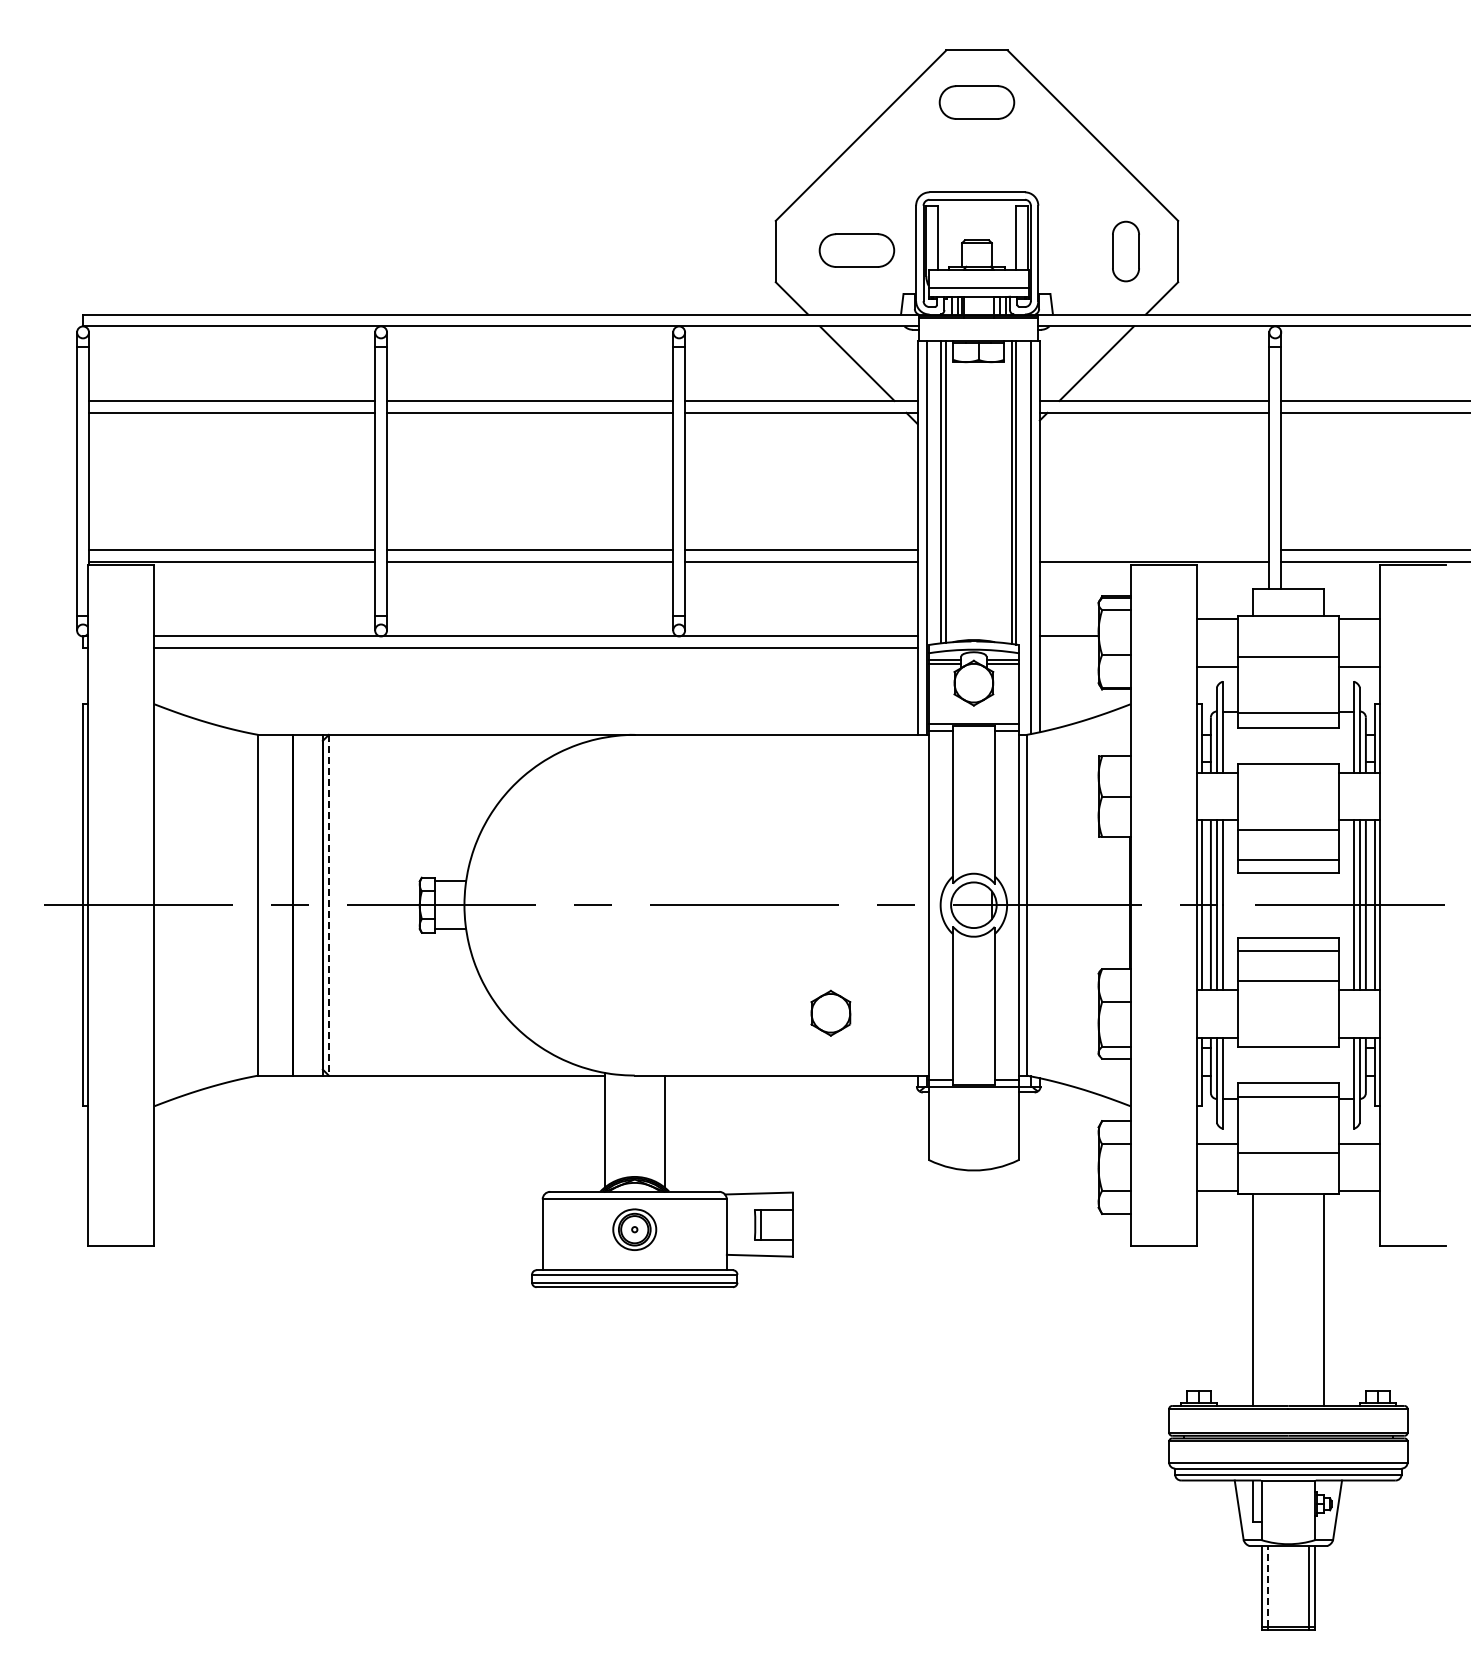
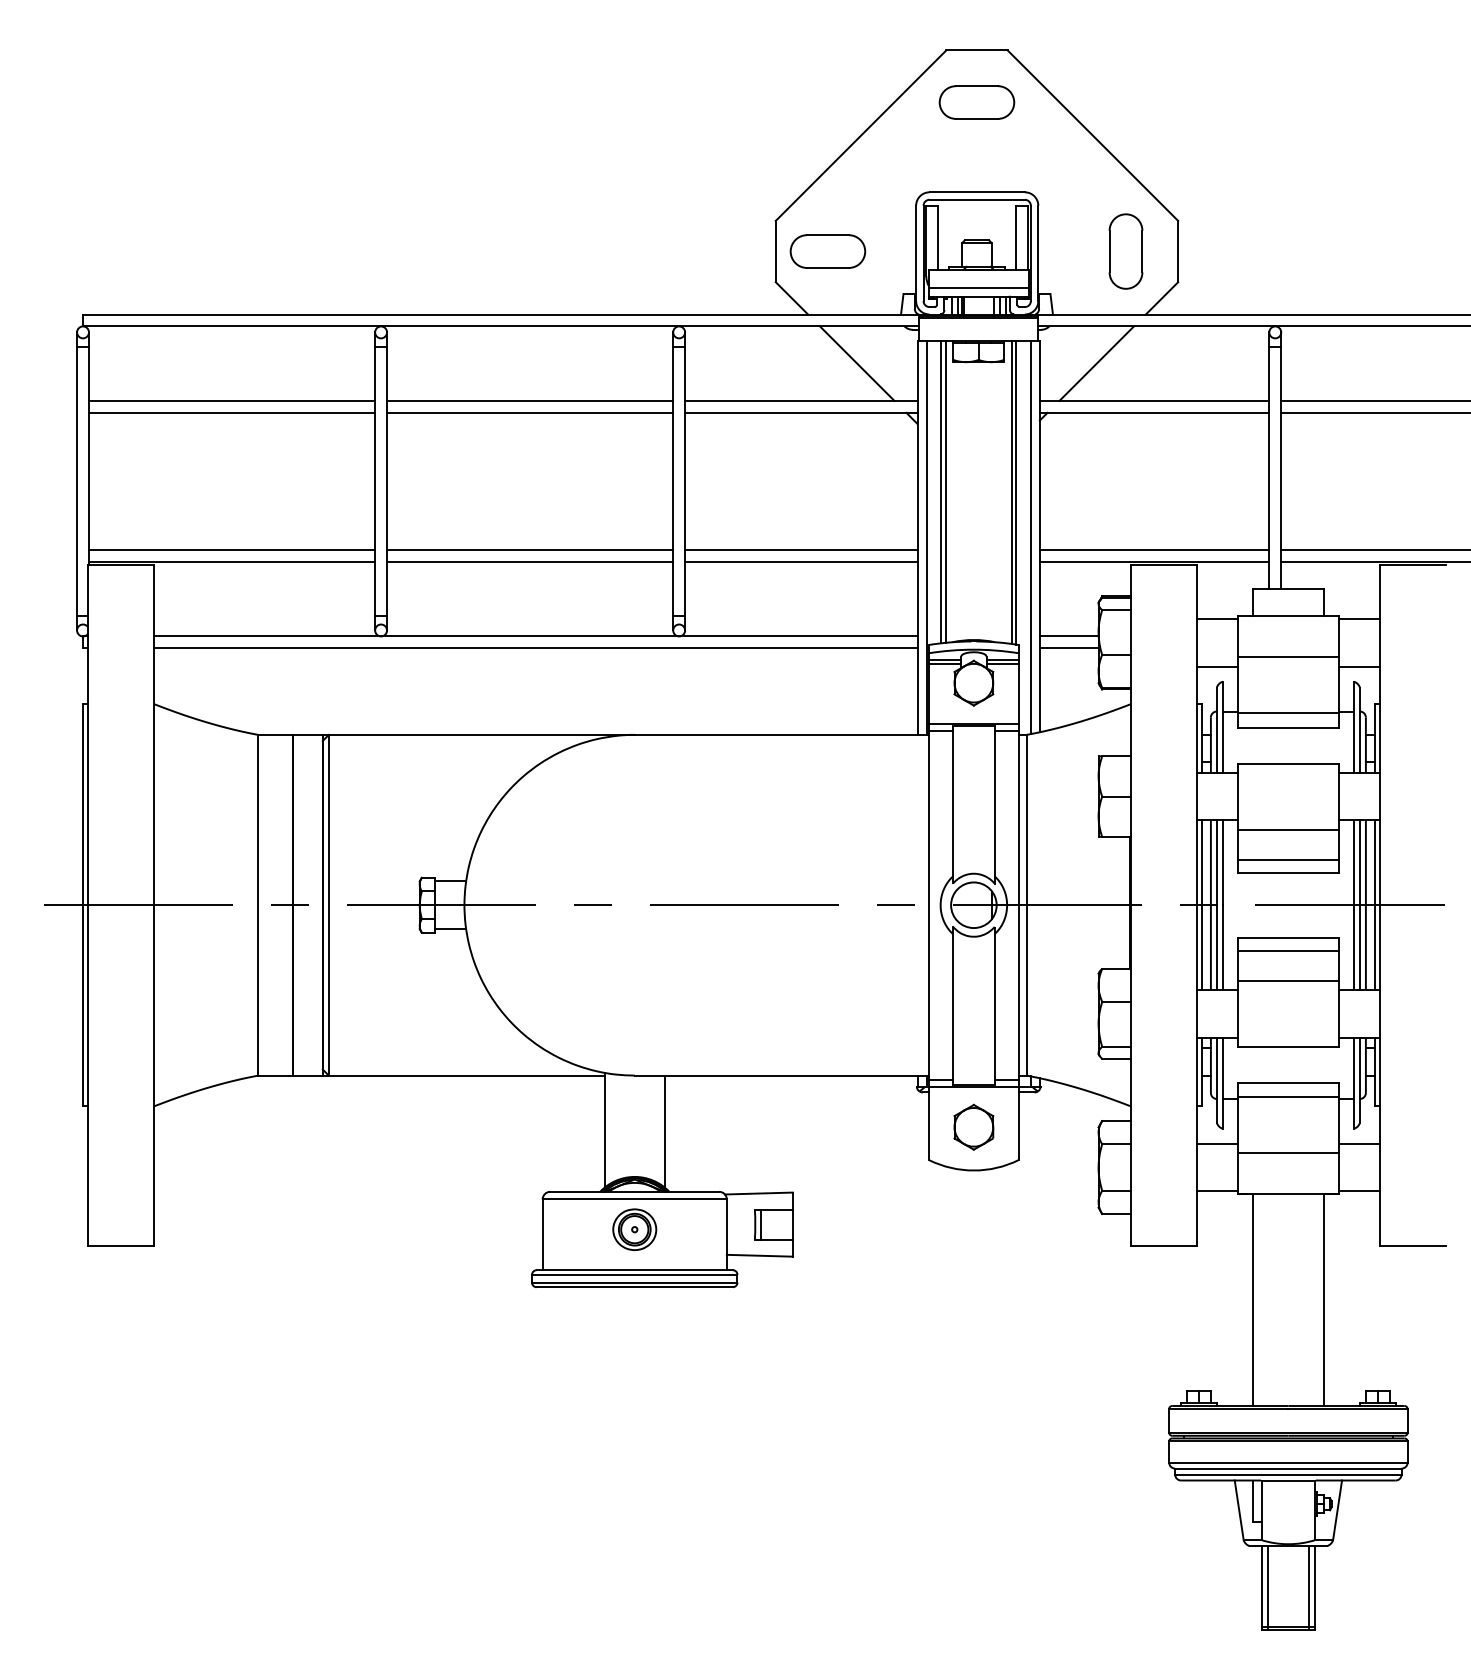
part position: (856, 250) -> (827, 251) (827, 251)
part size: 28x63 px -> 36x77 px (1125, 251)
line: none -> present (1154, 550)
line: none -> present (1068, 648)
line: dashed -> solid (328, 905)
part position: (830, 1012) -> (973, 1126) (973, 1126)
line: dashed -> solid (1267, 1585)
